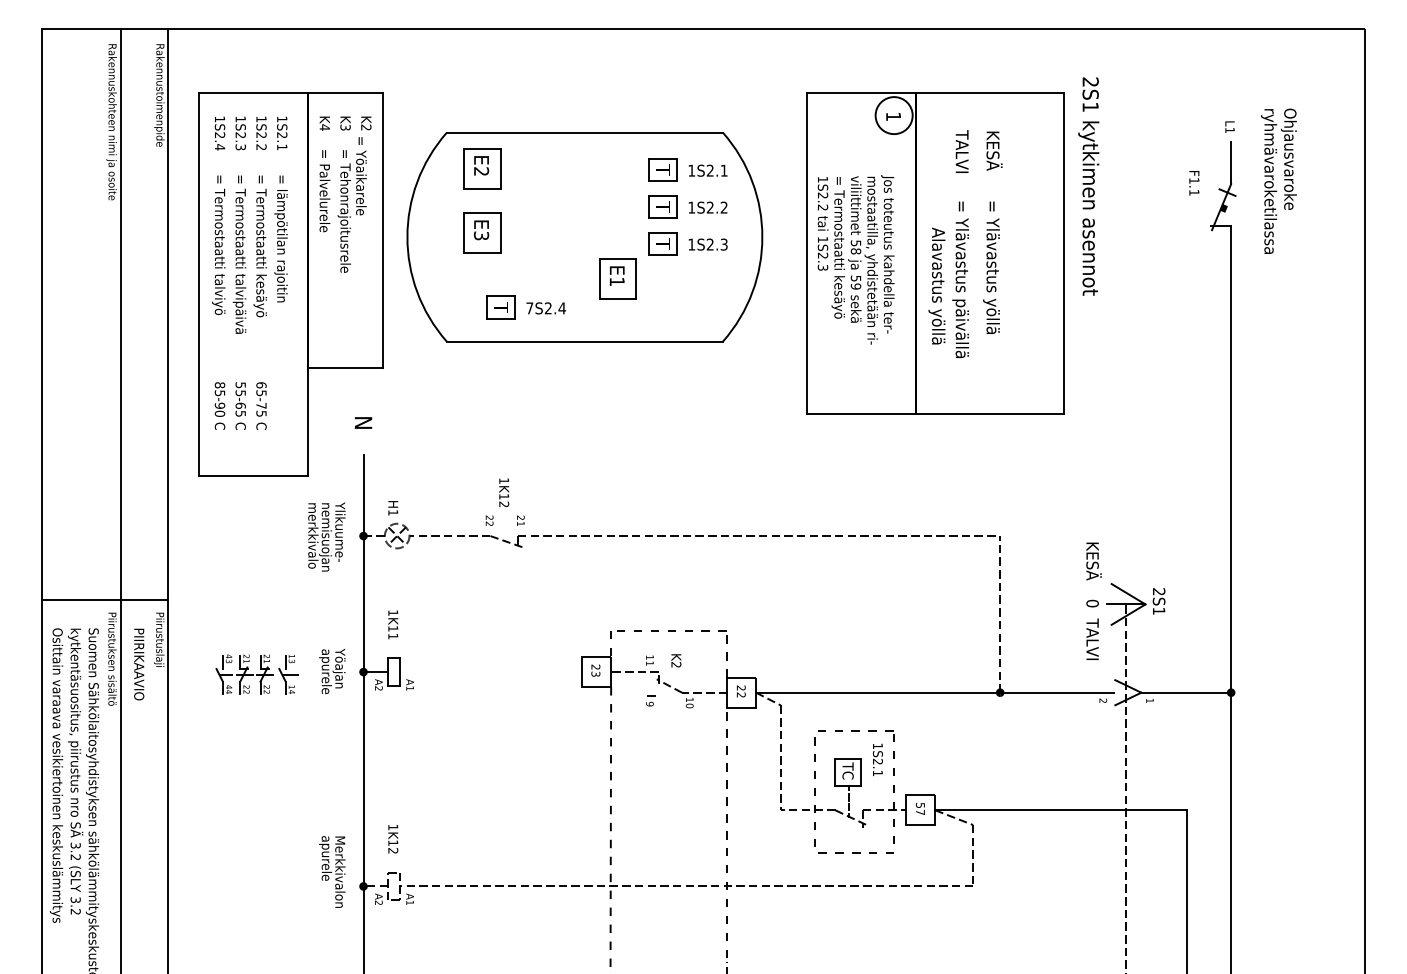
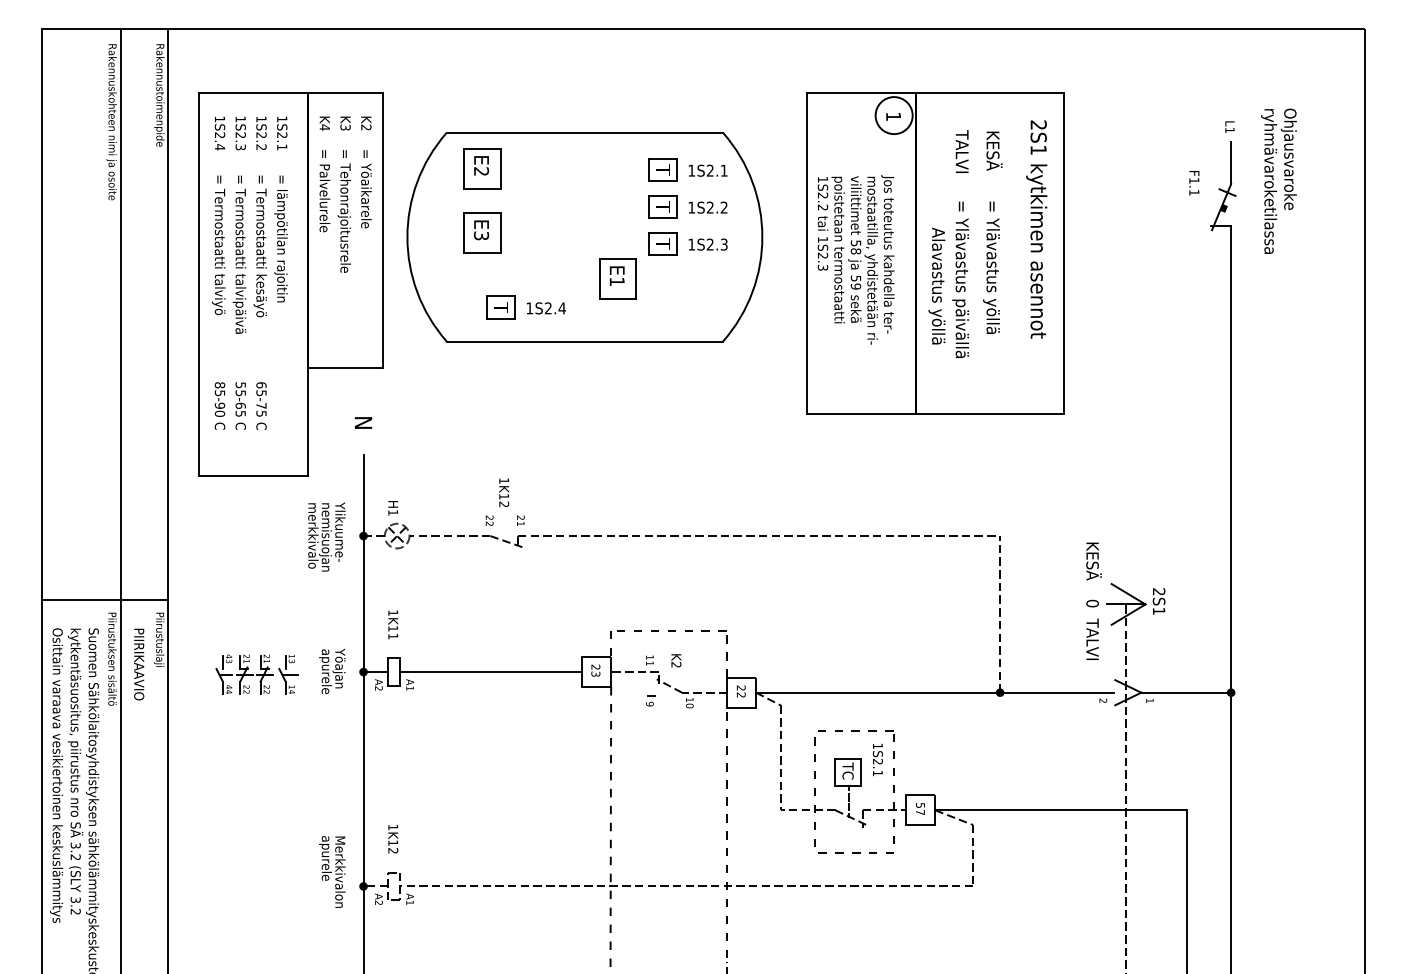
text position: (361, 176) -> (366, 189) (366, 189)
text position: (1088, 186) -> (1036, 229) (1036, 229)
text: = Termostaatti kesäyö -> poistetaan termostaatti (837, 249)
text: 7S2.4 -> 1S2.4 (529, 308)
line: none -> present (490, 672)
